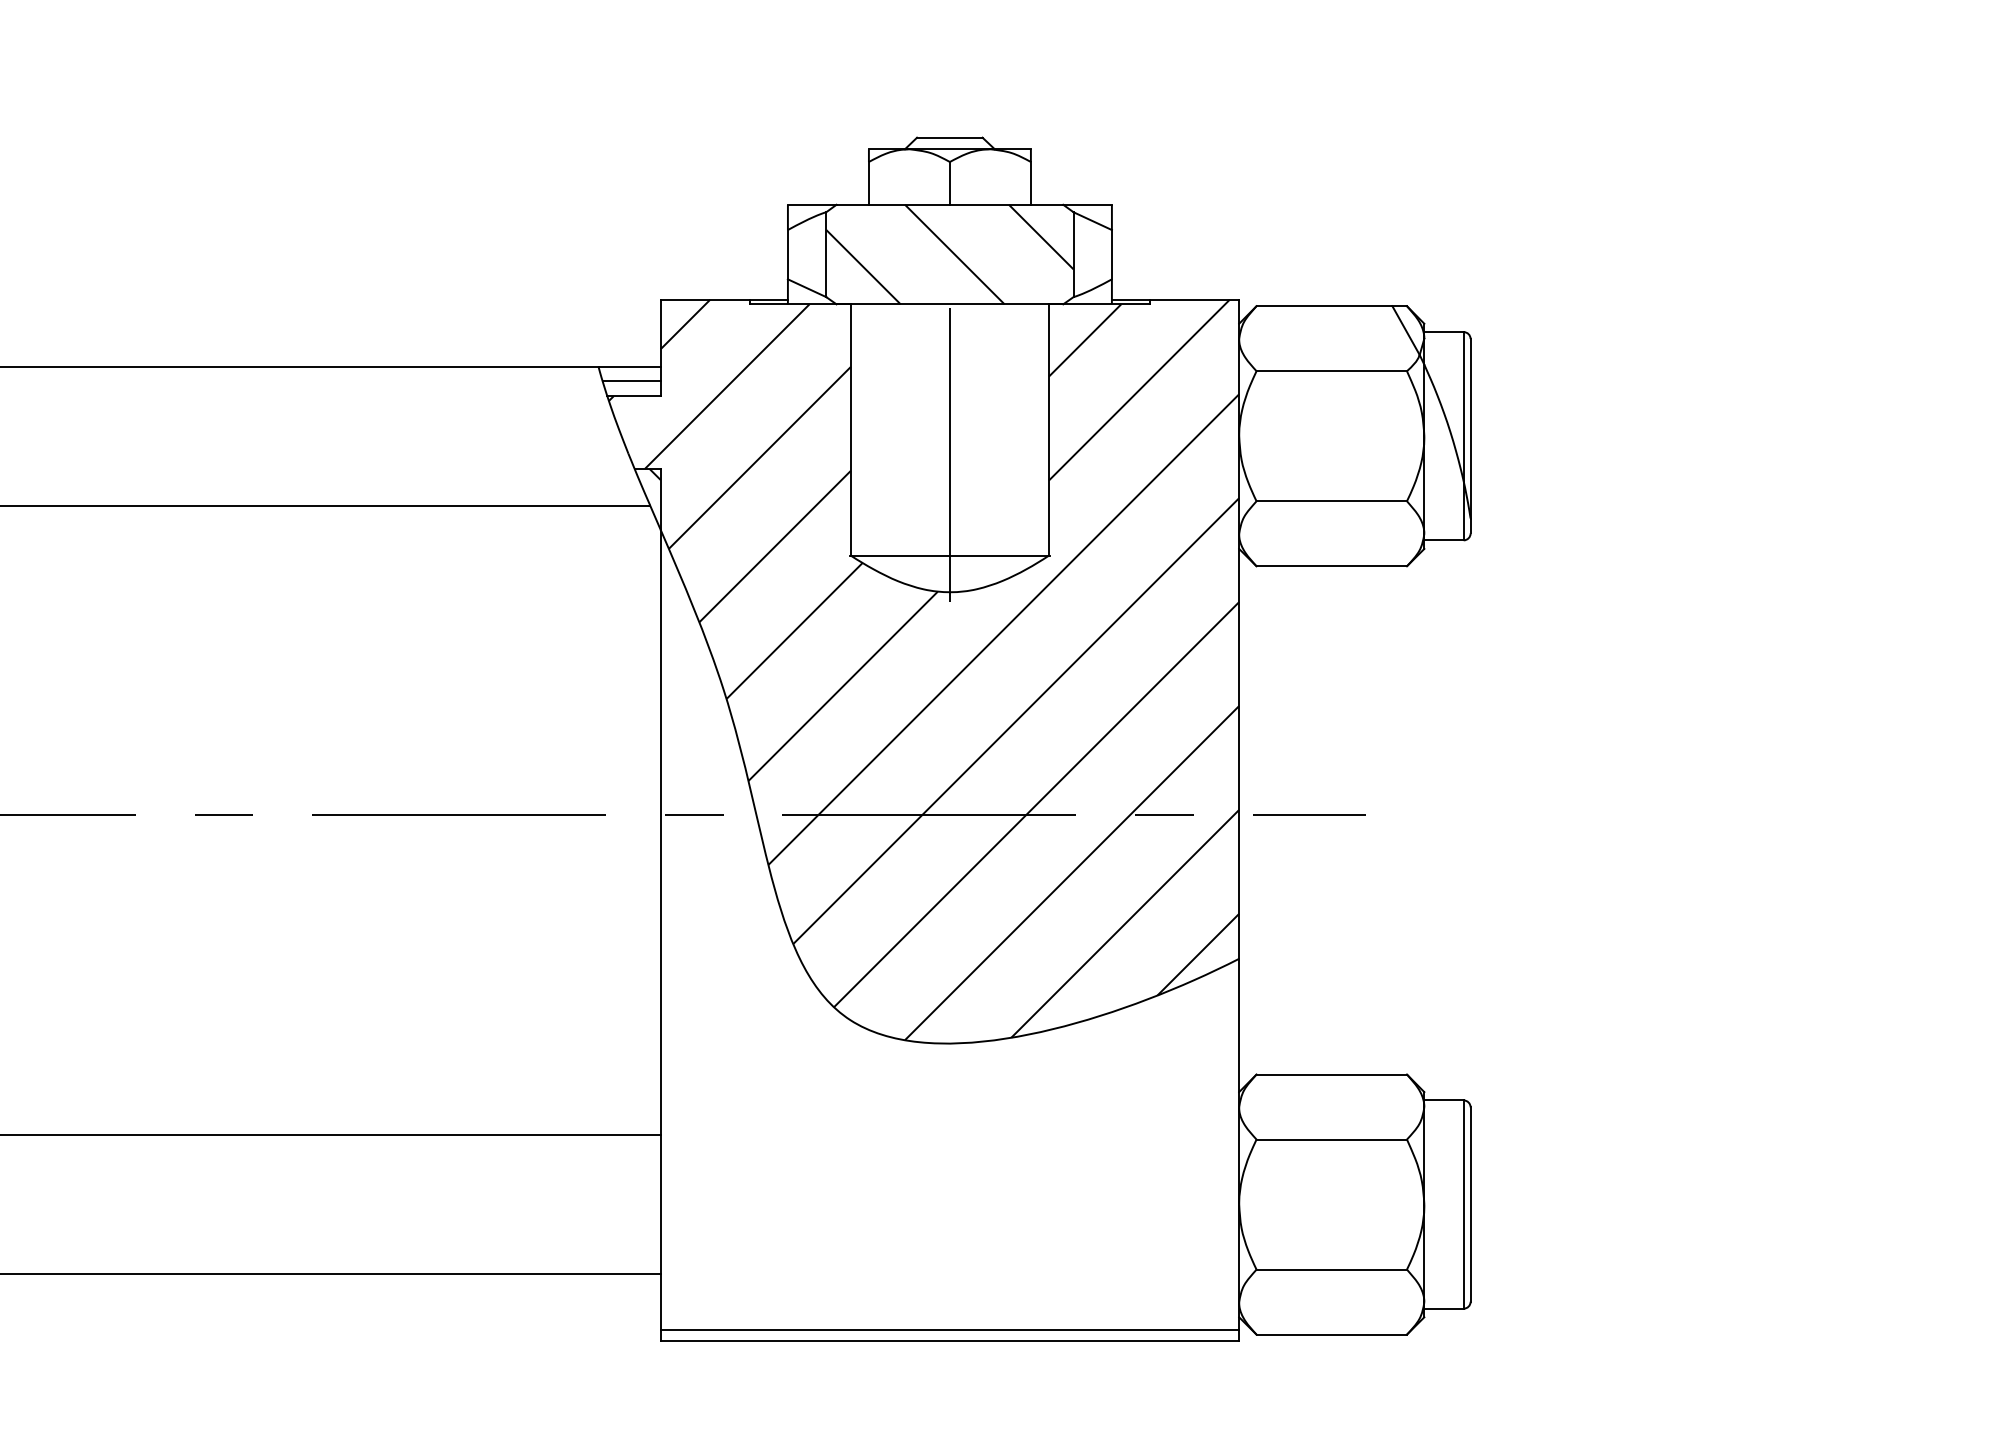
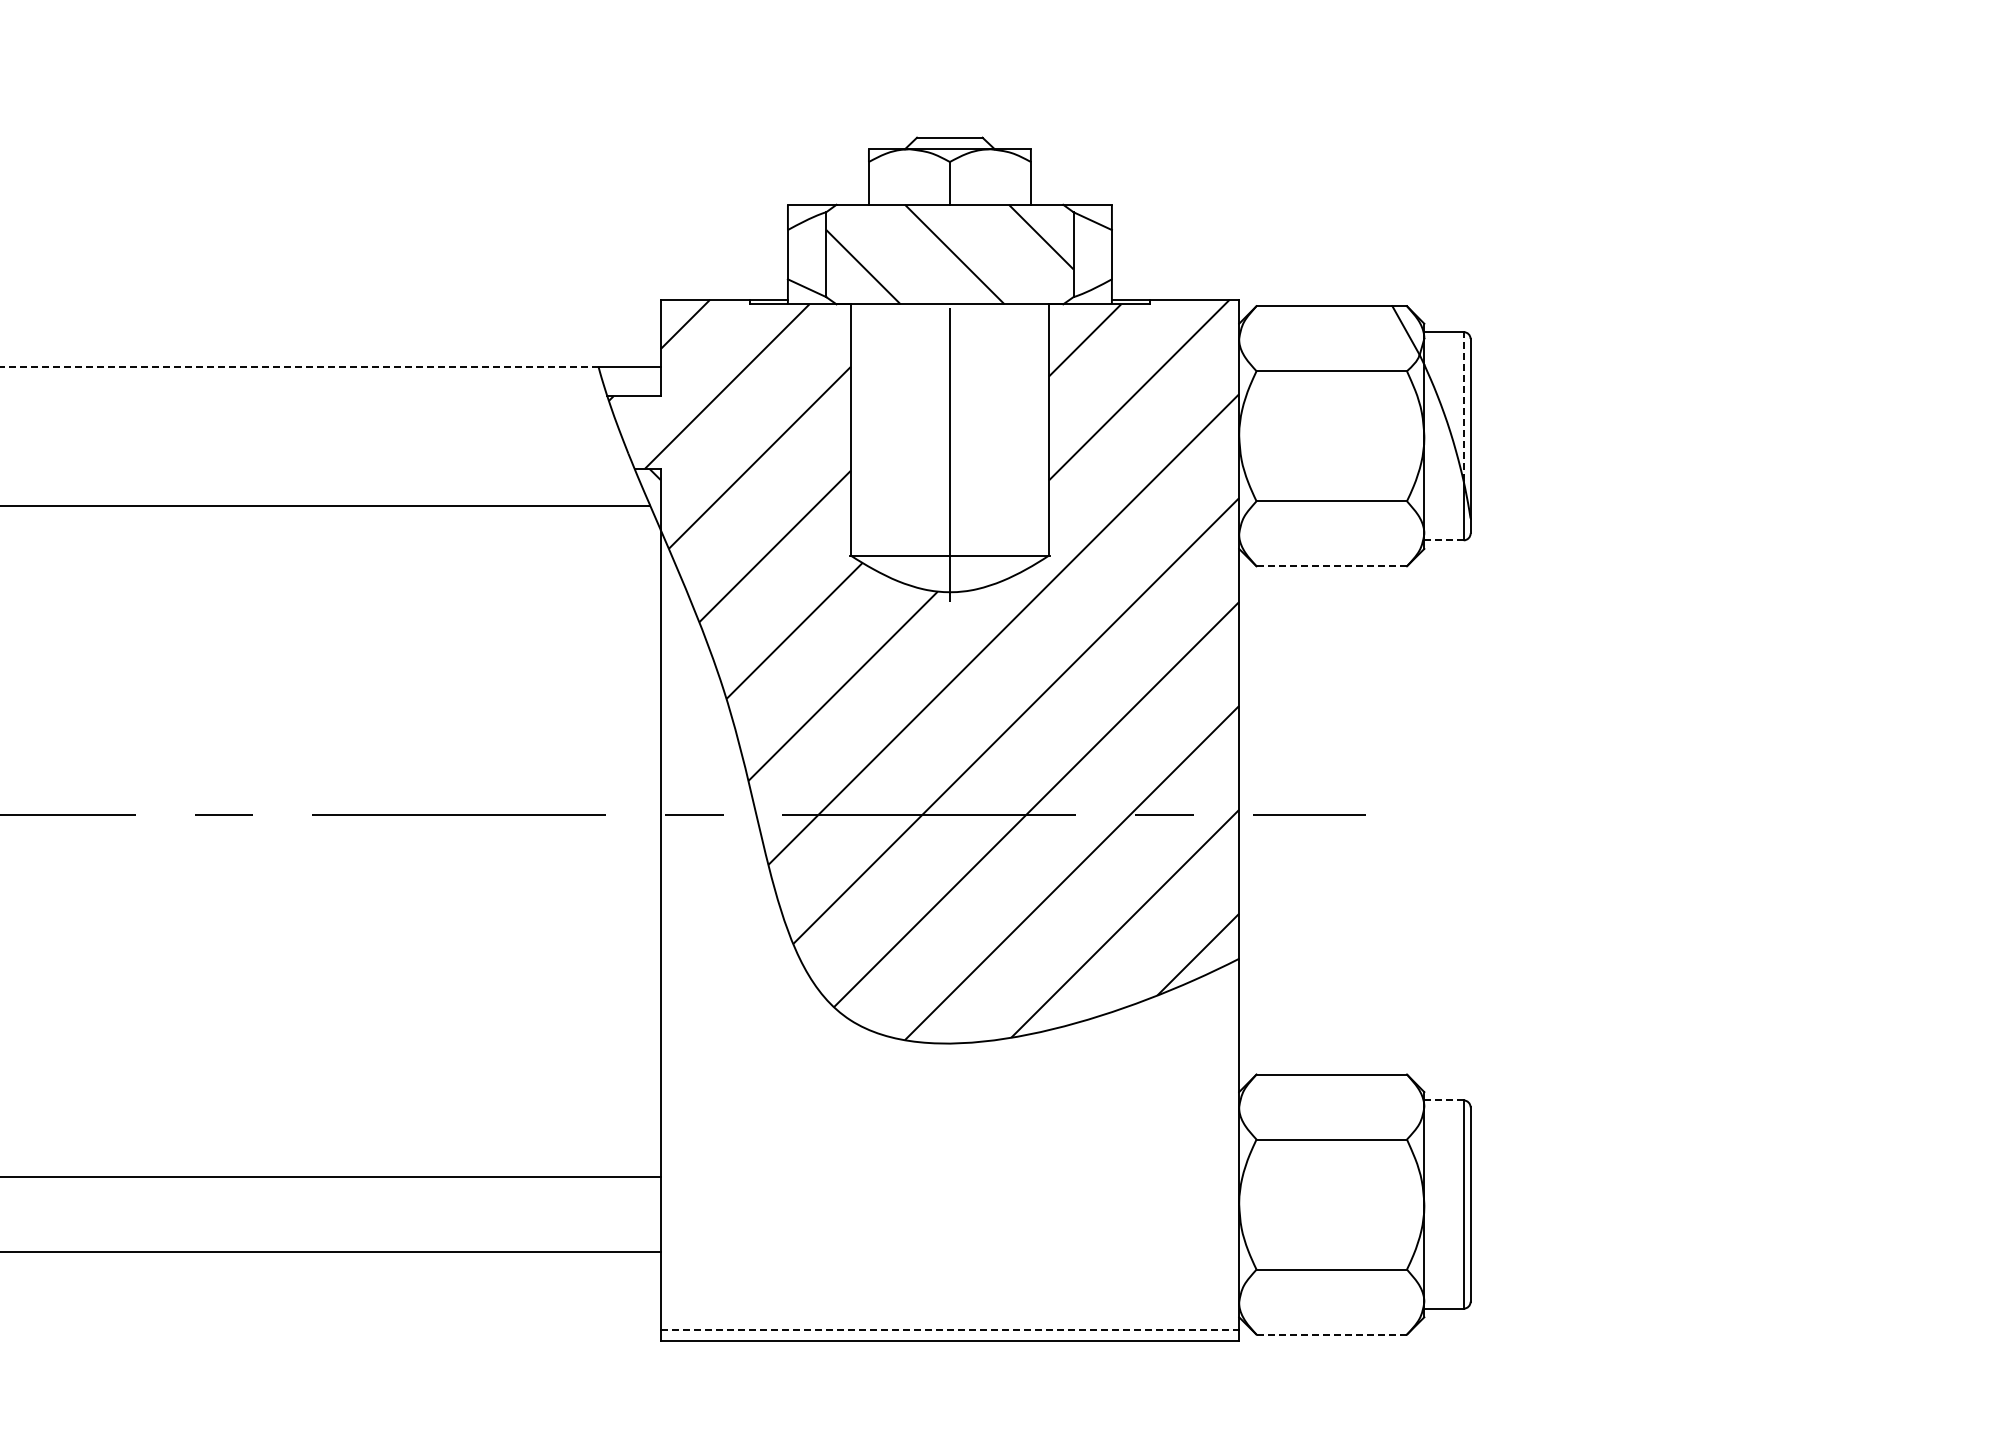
line: solid -> dashed (298, 366)
line: present -> none (631, 380)
line: solid -> dashed (1463, 406)
line: solid -> dashed (1444, 540)
line: solid -> dashed (1332, 566)
line: solid -> dashed (1444, 1100)
line position: (331, 1135) -> (331, 1177) (331, 1177)
line position: (331, 1274) -> (331, 1252) (331, 1252)
line: solid -> dashed (950, 1329)
line: solid -> dashed (1332, 1334)
